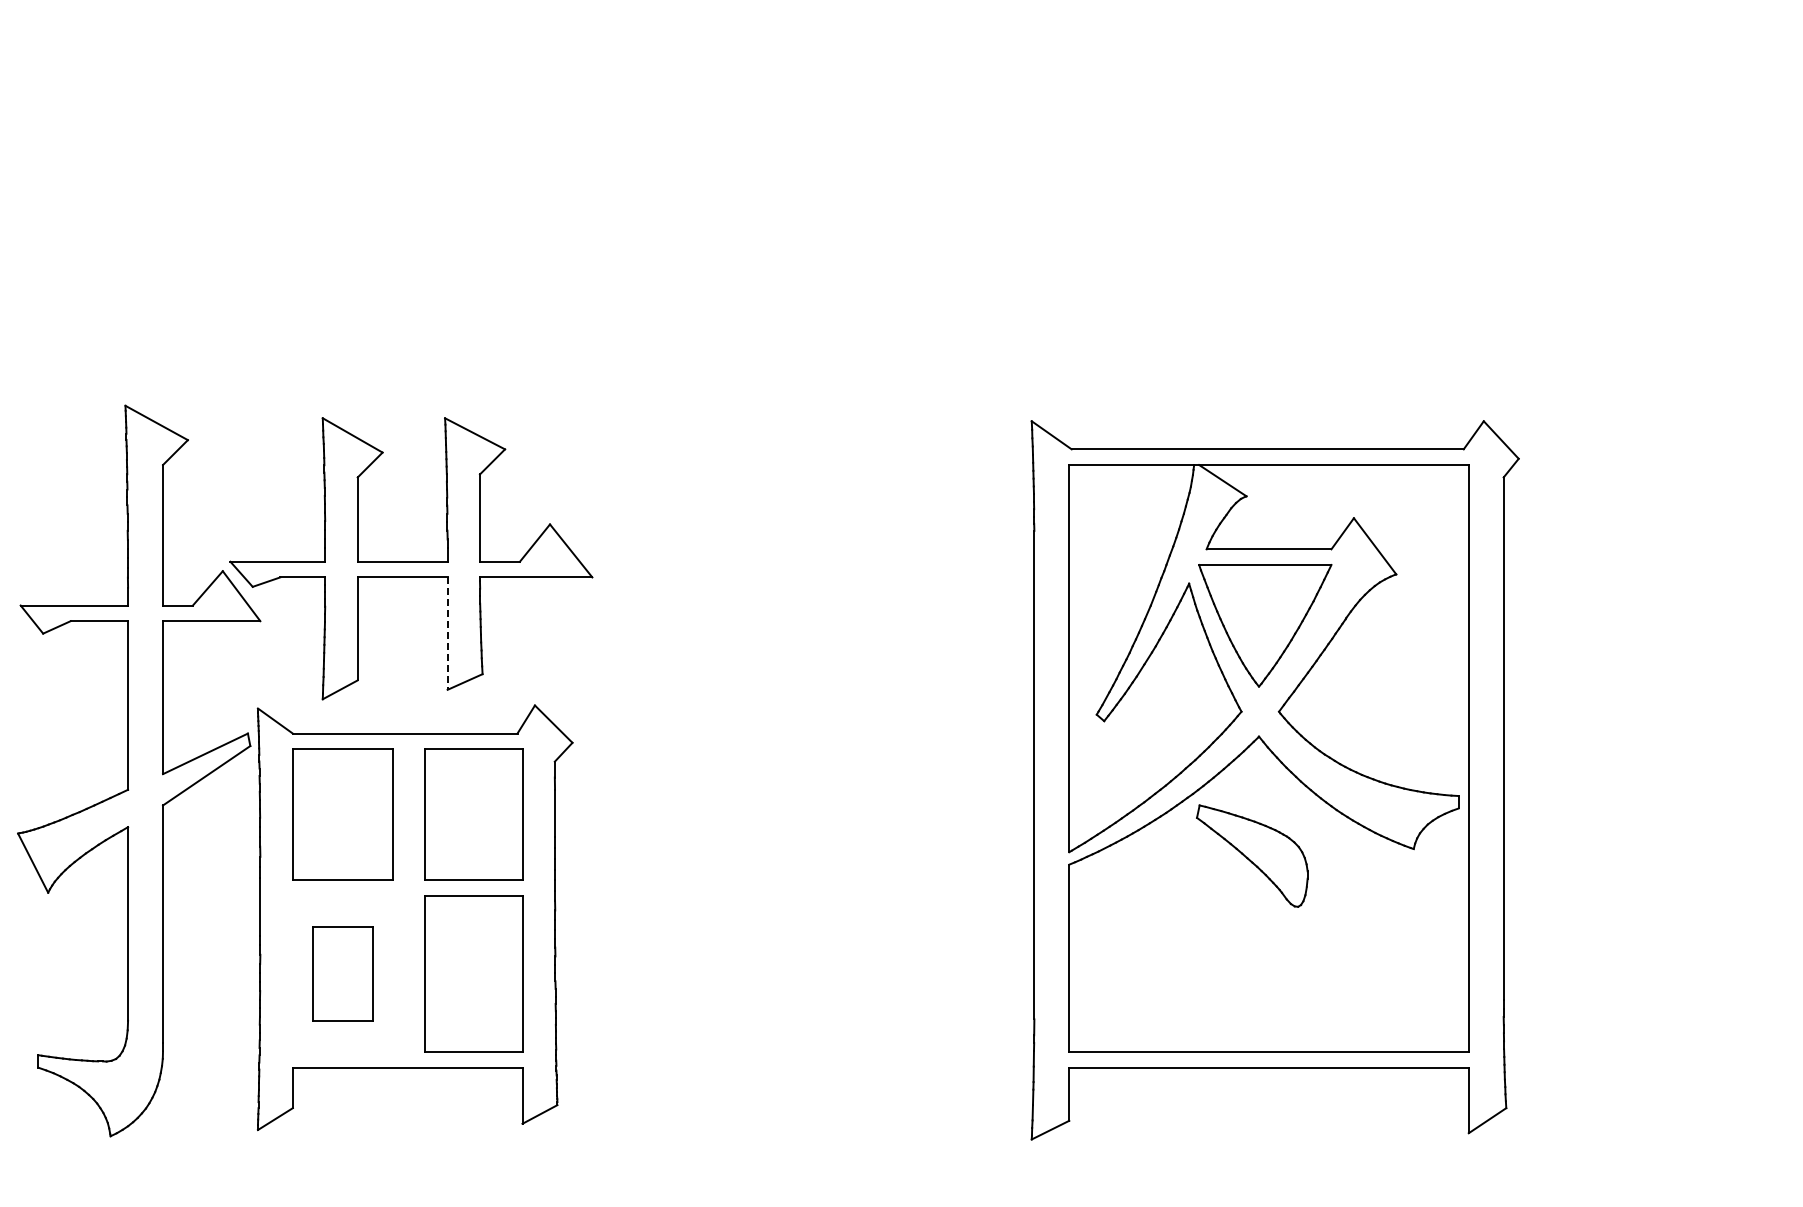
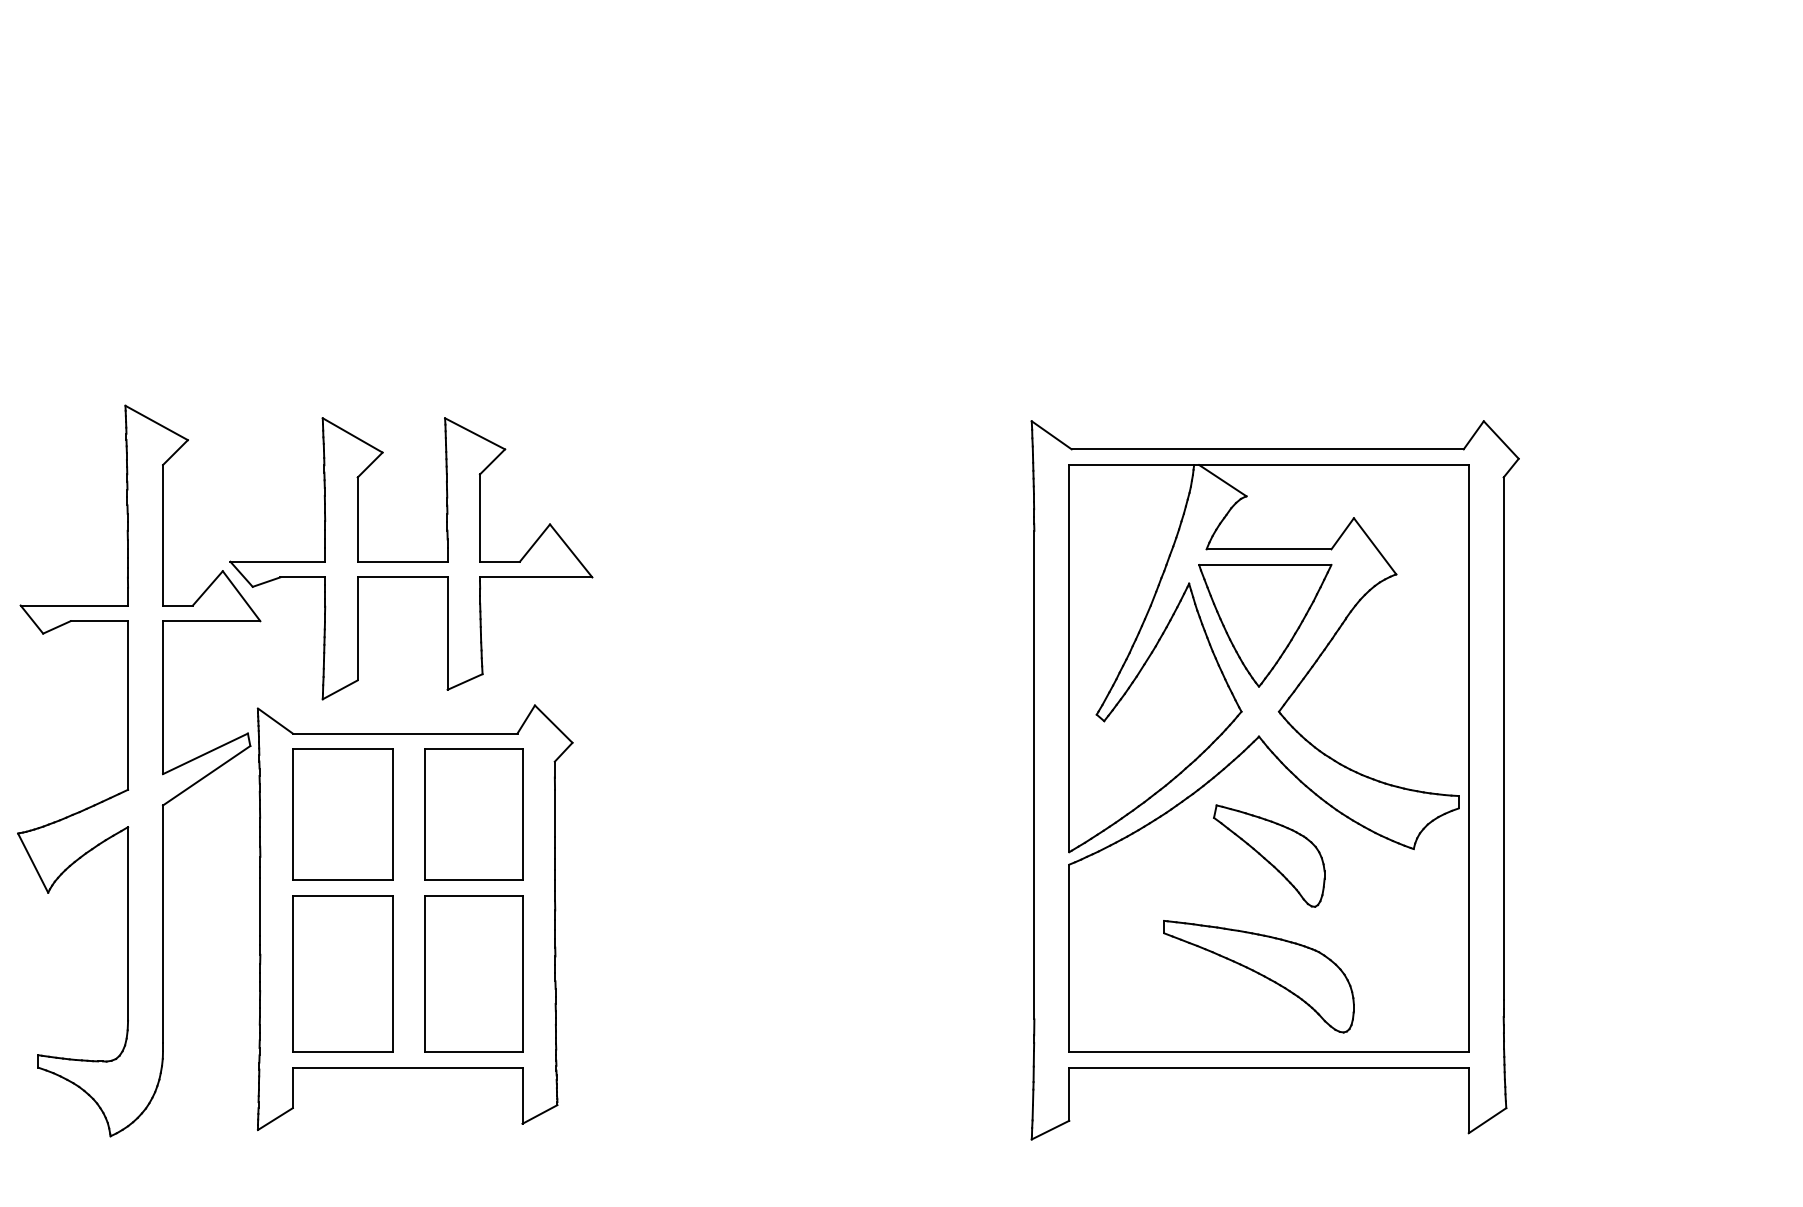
line: dashed -> solid (447, 634)
part position: (1252, 855) -> (1269, 855) (1269, 855)
part size: 62x96 px -> 102x158 px (342, 973)
part: none -> present (1258, 976)
